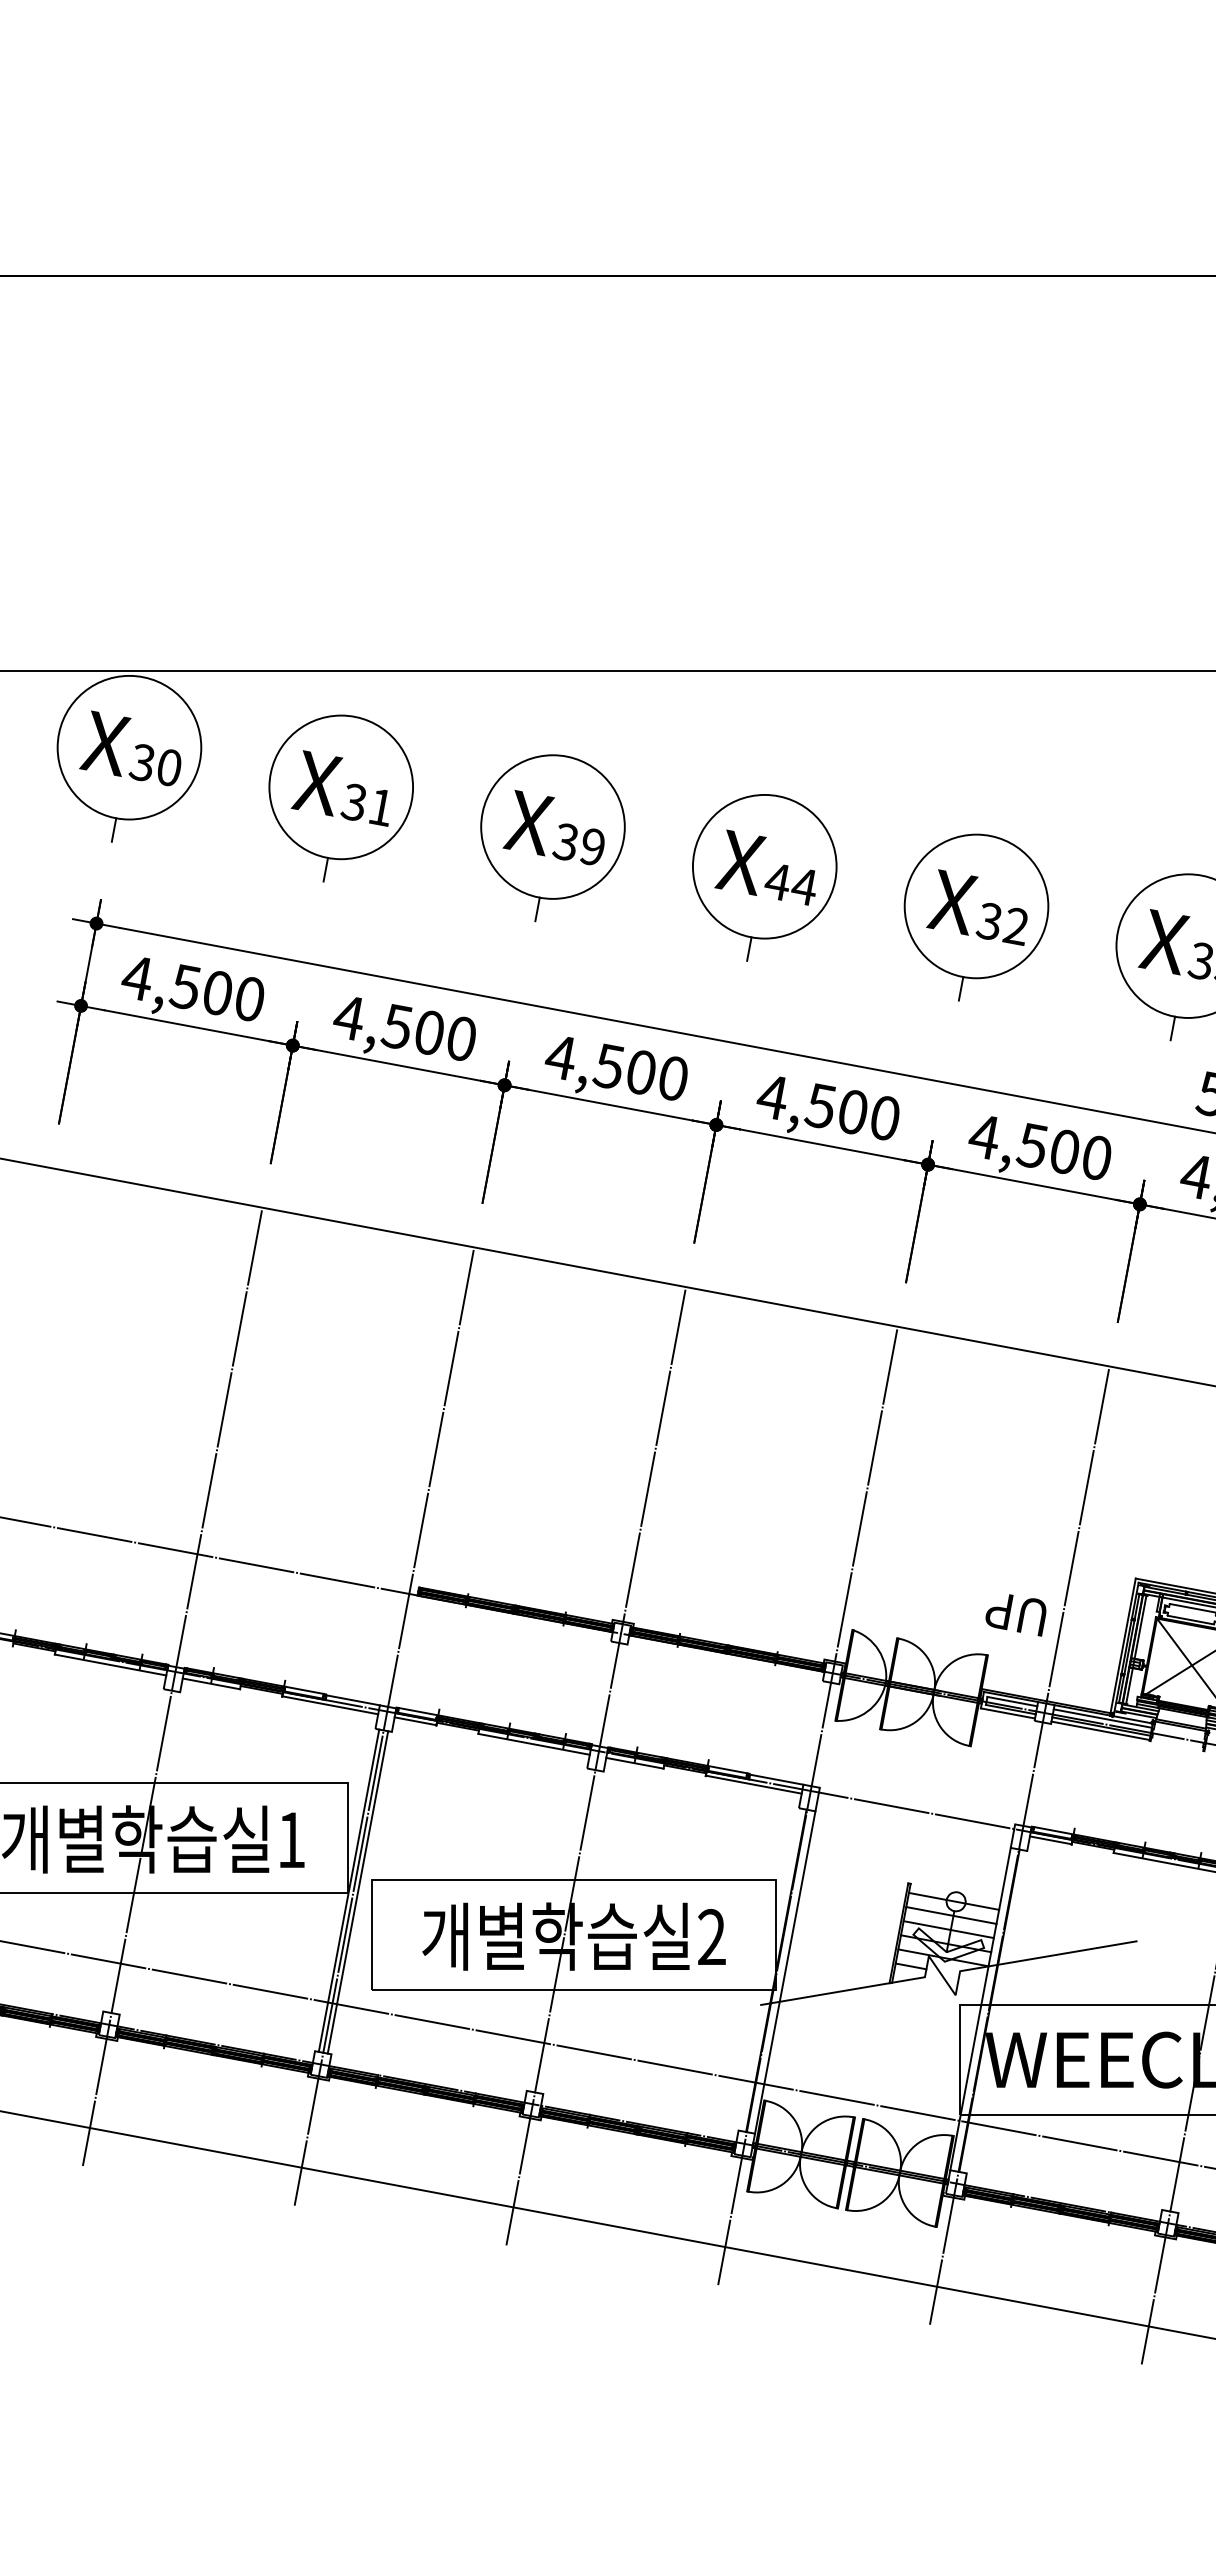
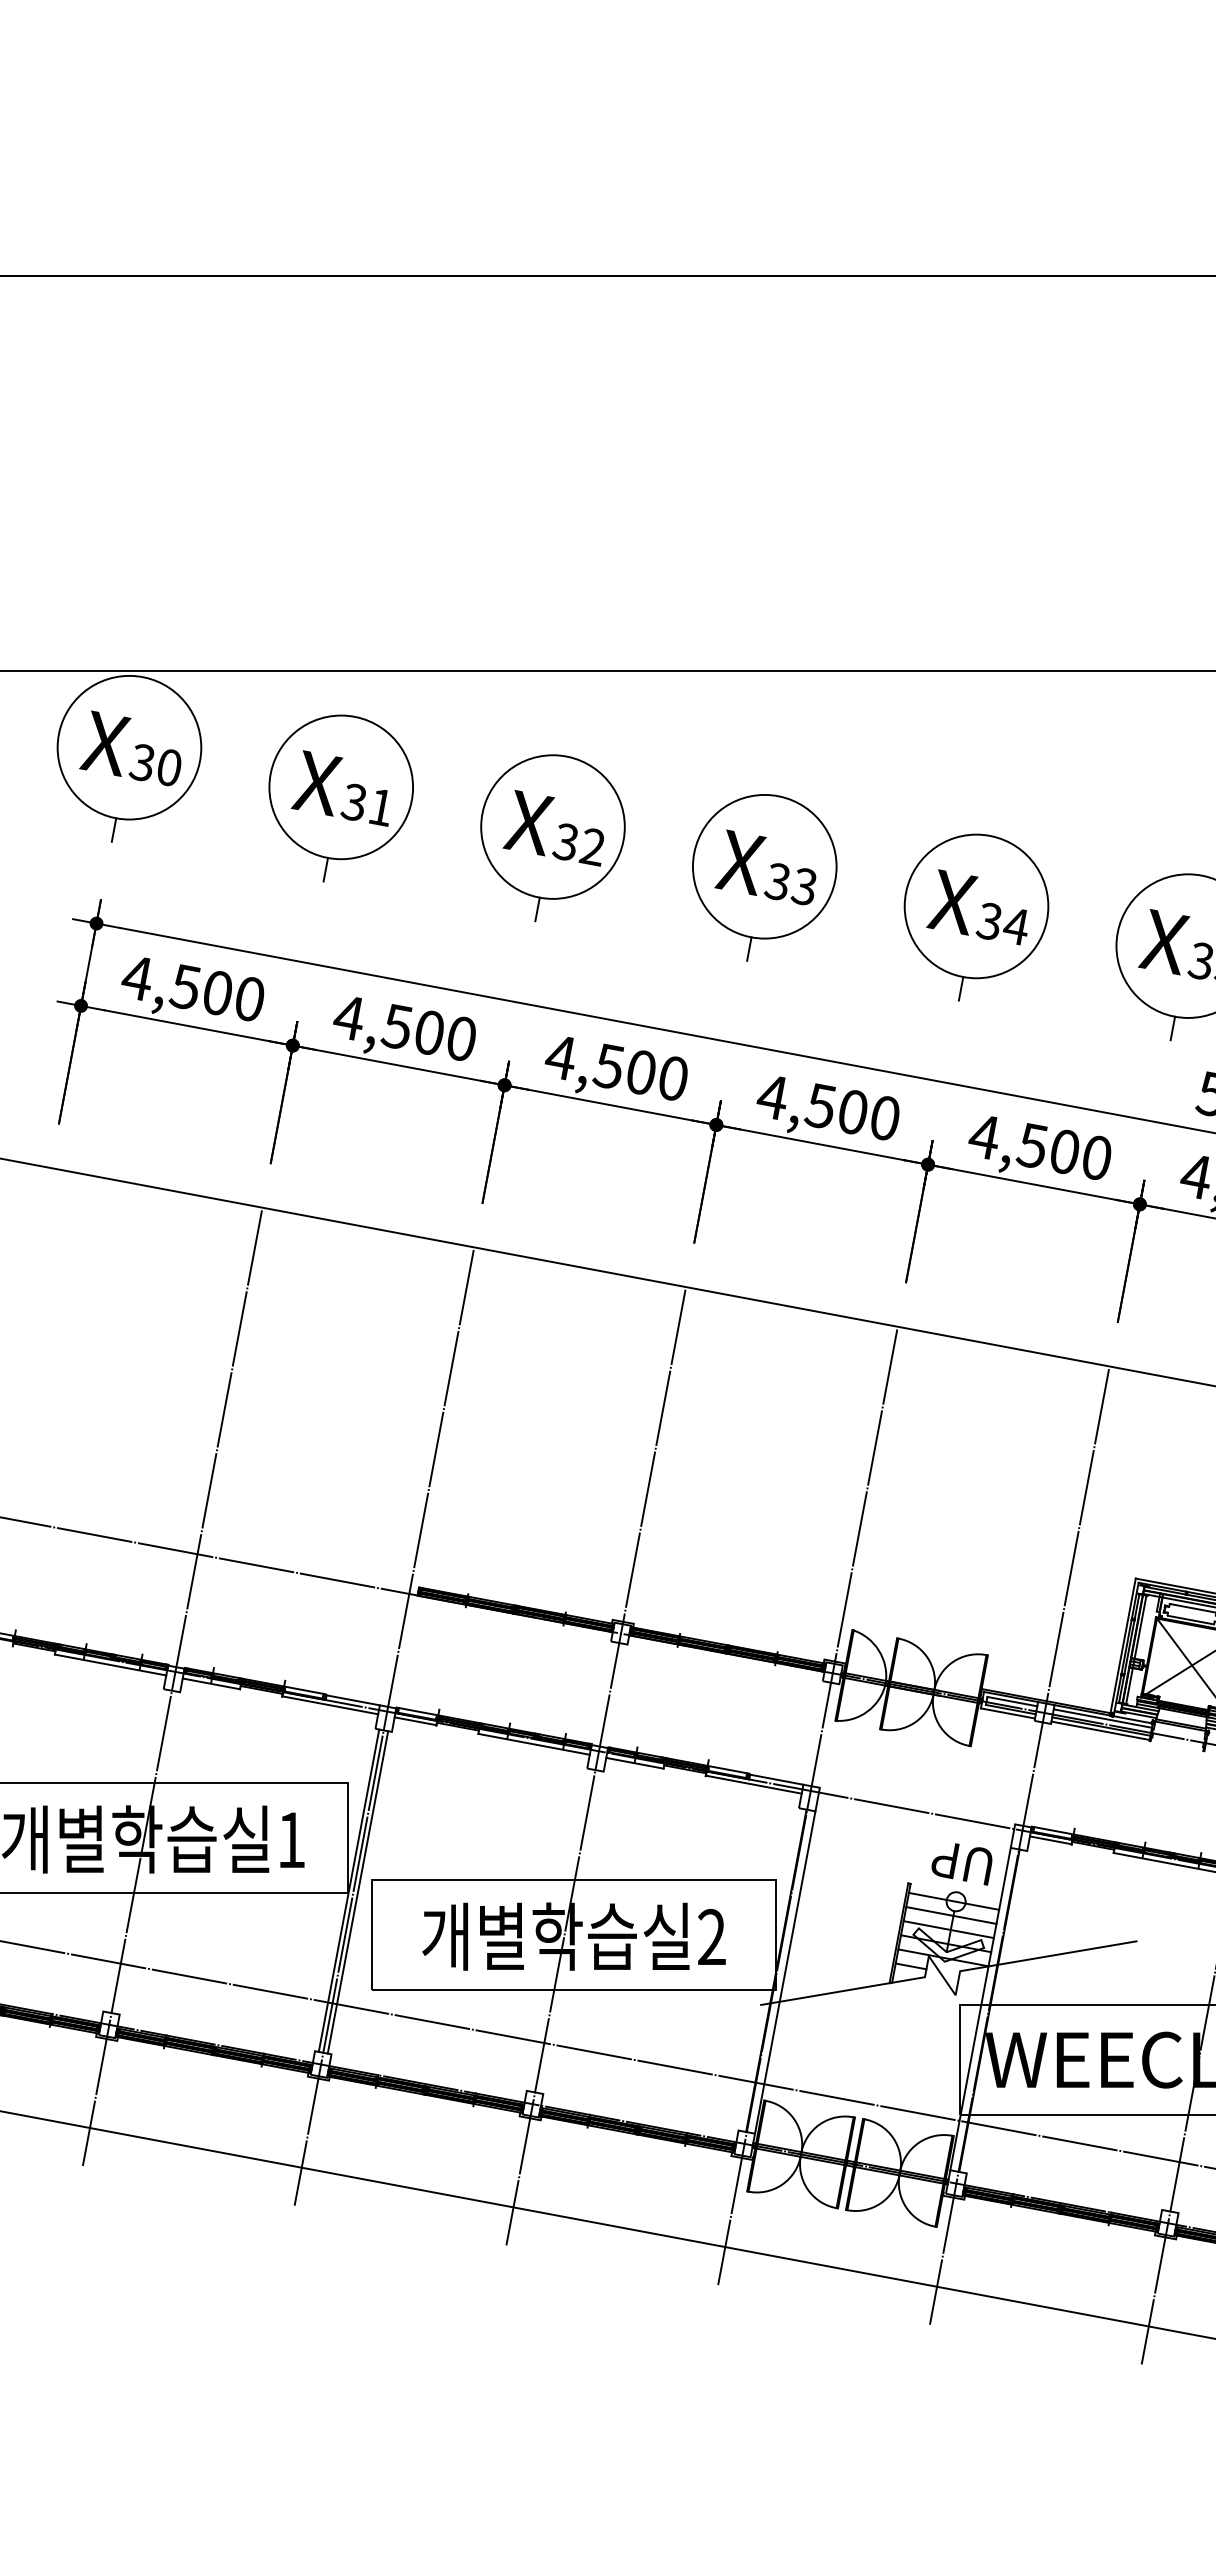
text: 39 -> 32 (591, 847)
text: 44 -> 33 (789, 884)
text: 32 -> 34 (1014, 926)
text position: (1015, 1615) -> (961, 1864) (961, 1864)
